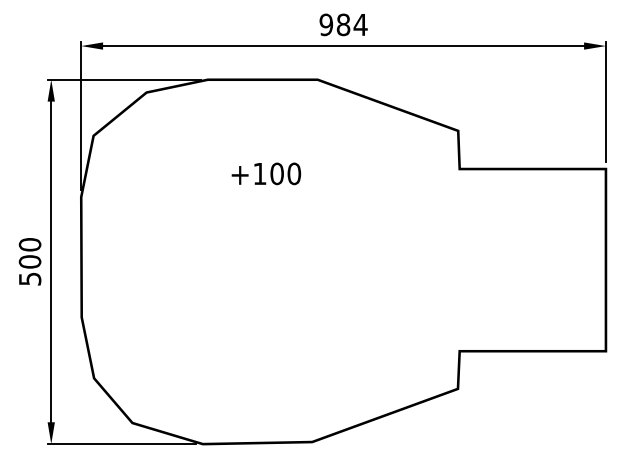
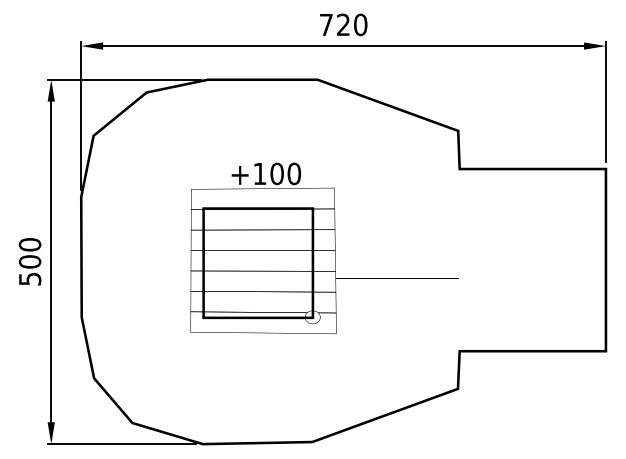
text: 984 -> 720 (343, 24)
part: none -> present (324, 247)
